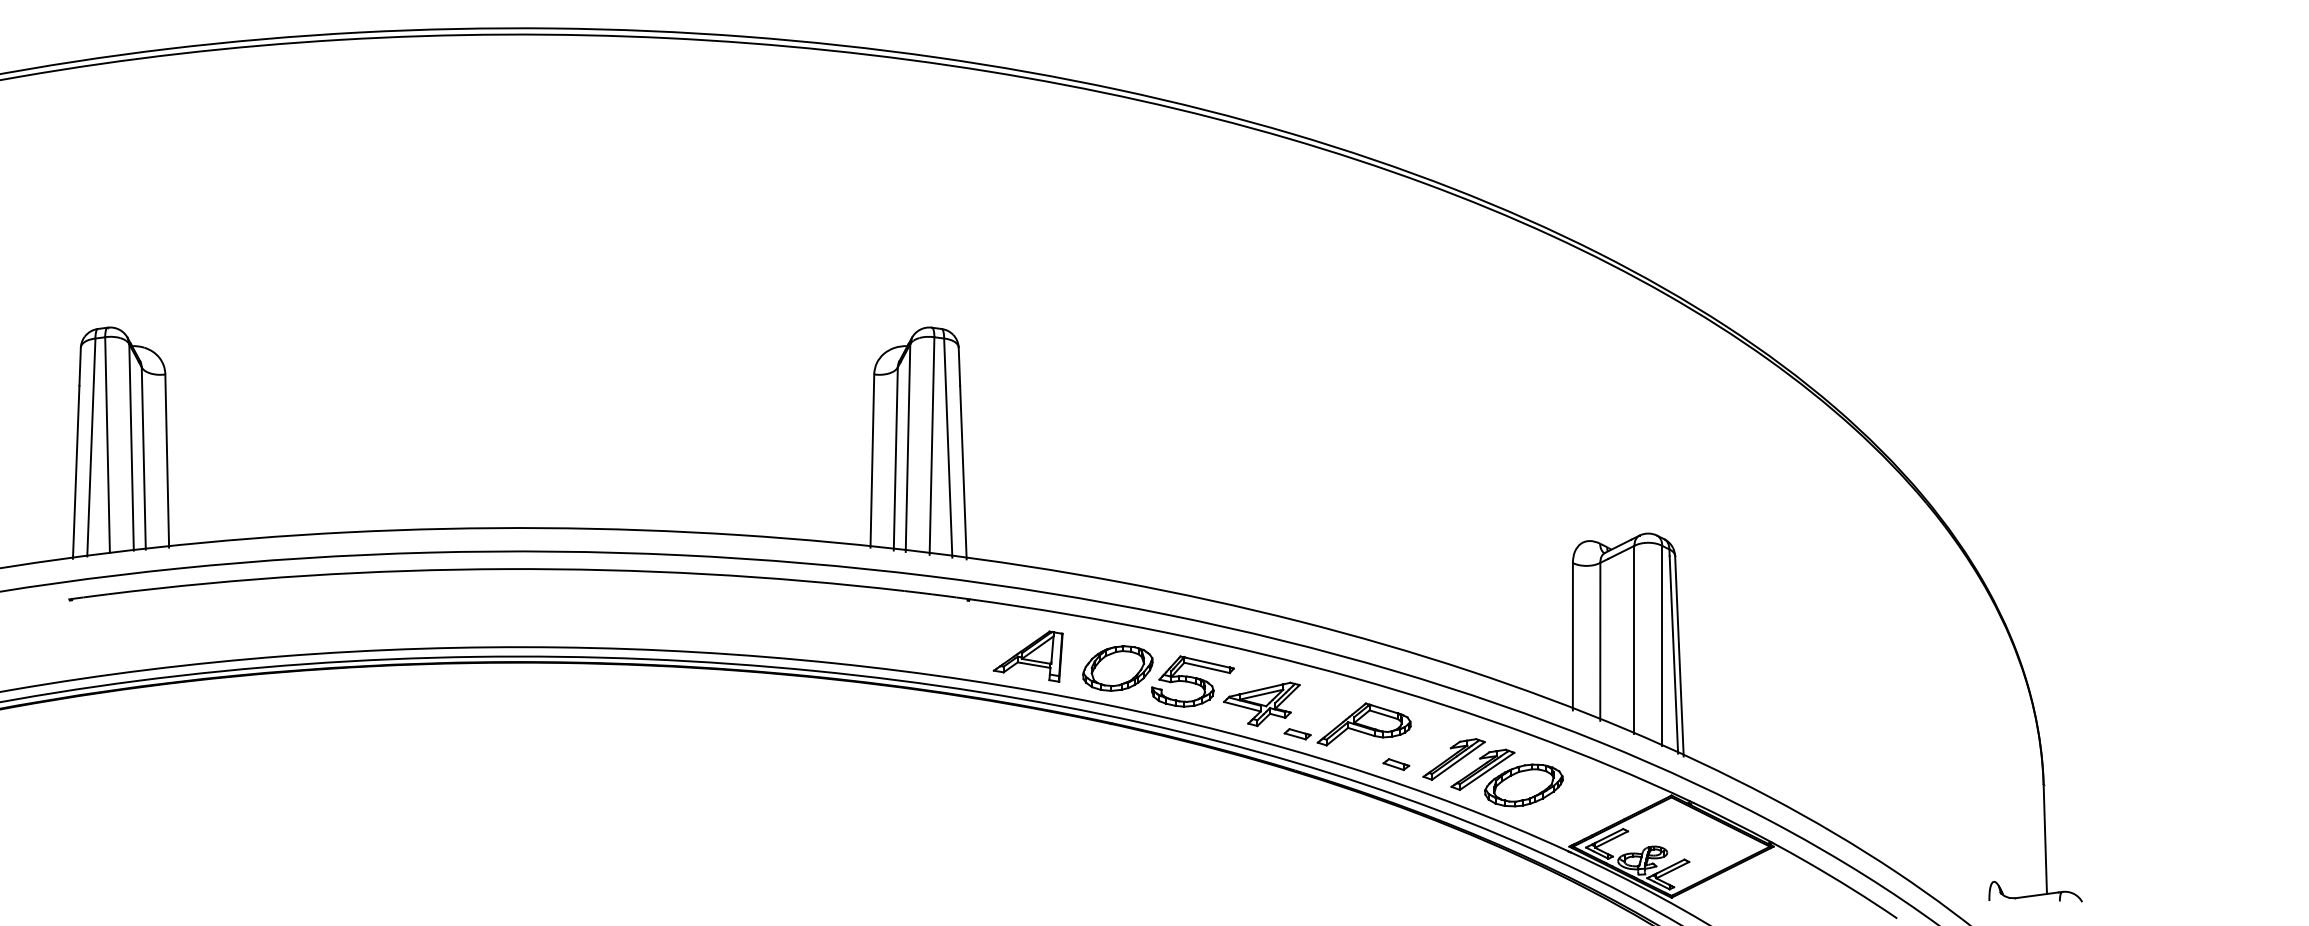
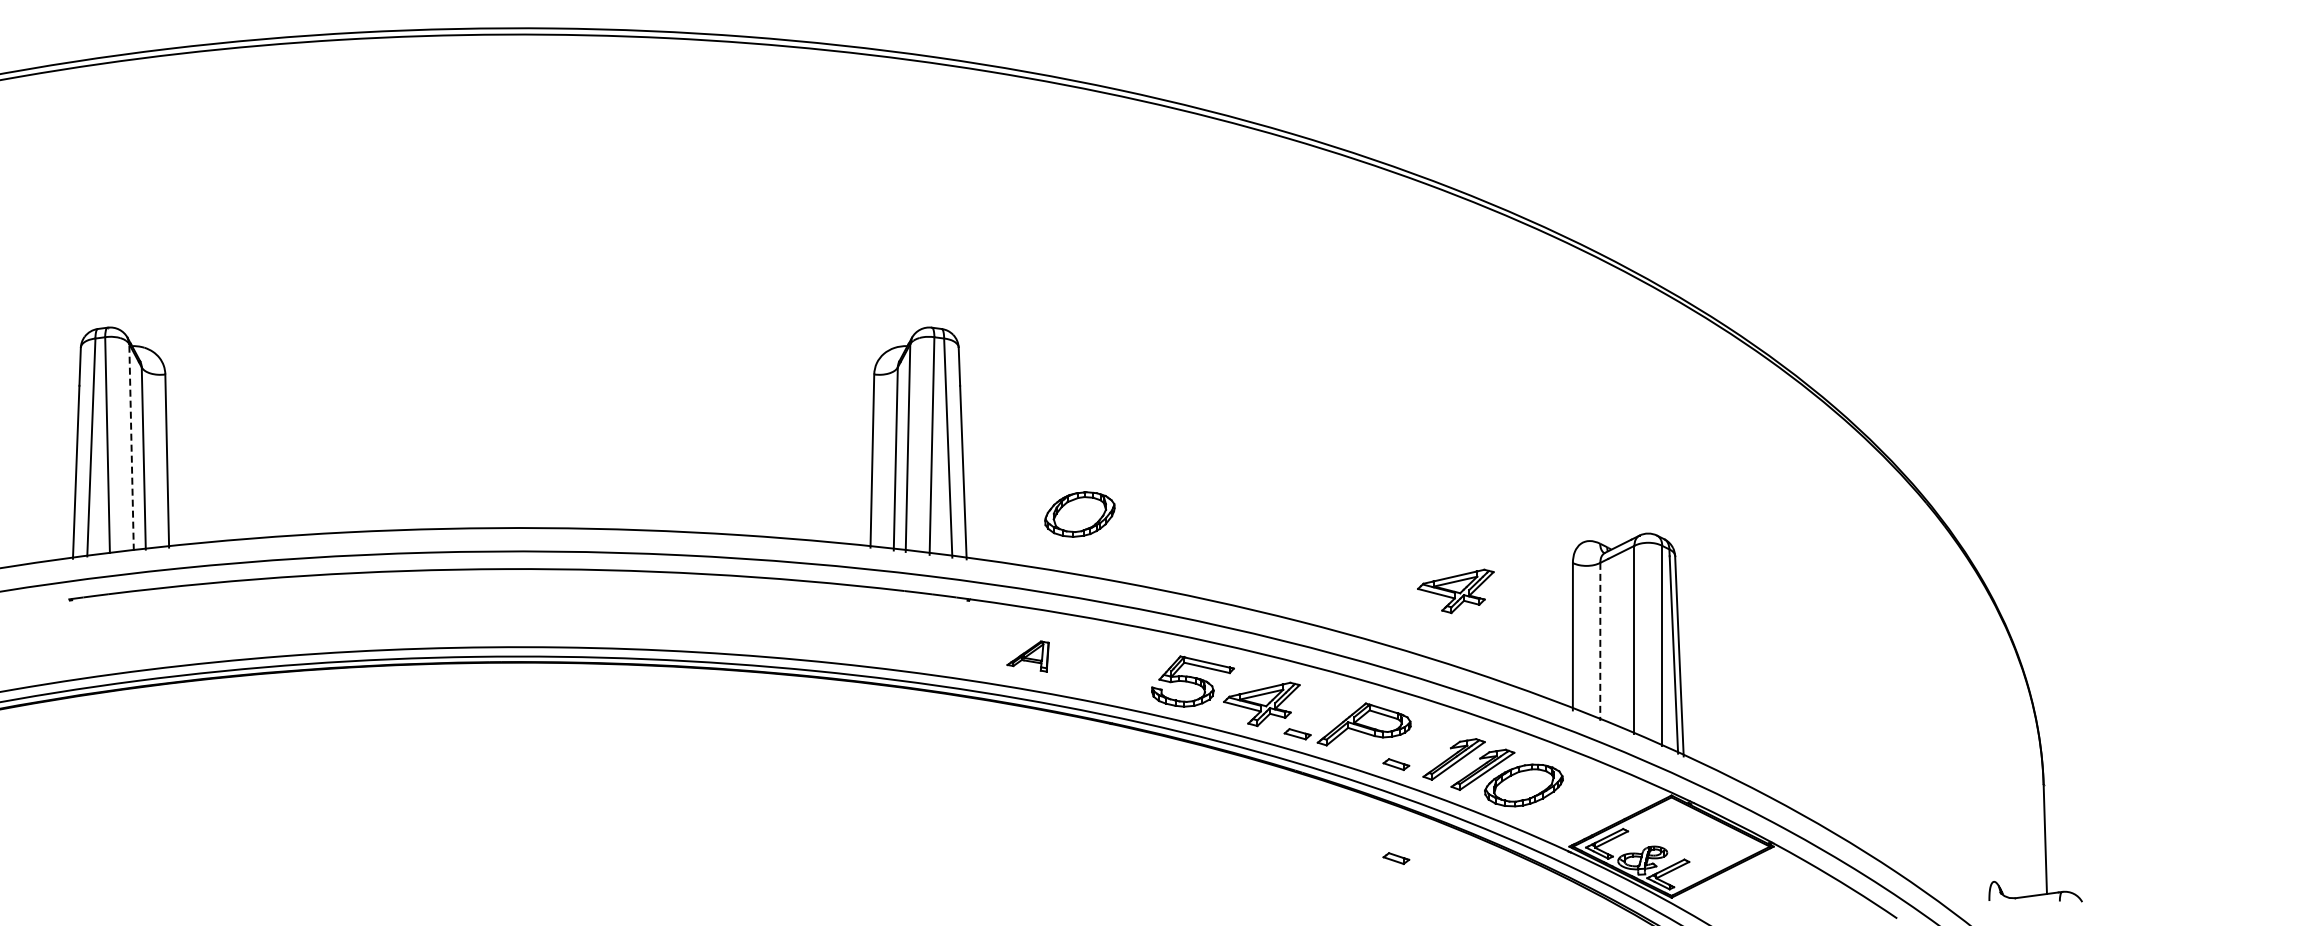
line: solid -> dashed (131, 446)
part: none -> present (1455, 591)
line: solid -> dashed (1600, 641)
part size: 72x53 px -> 44x33 px (1027, 656)
part position: (1117, 668) -> (1079, 514) (1079, 514)
part: none -> present (1396, 858)
